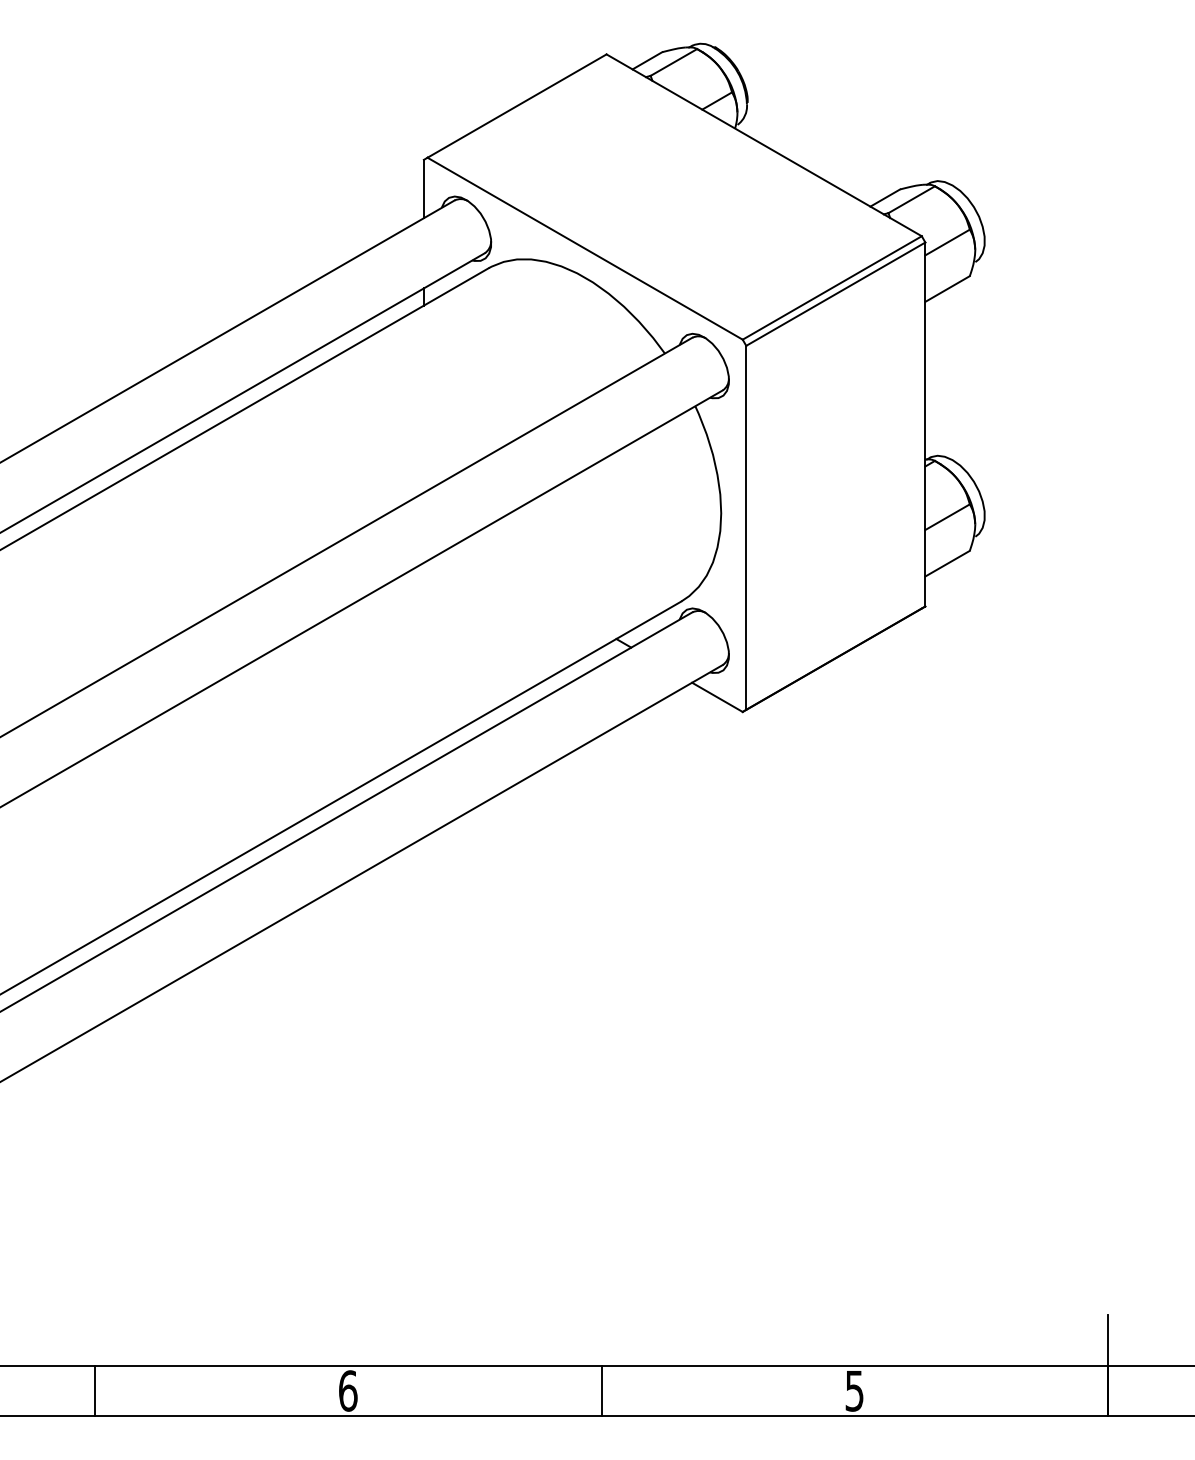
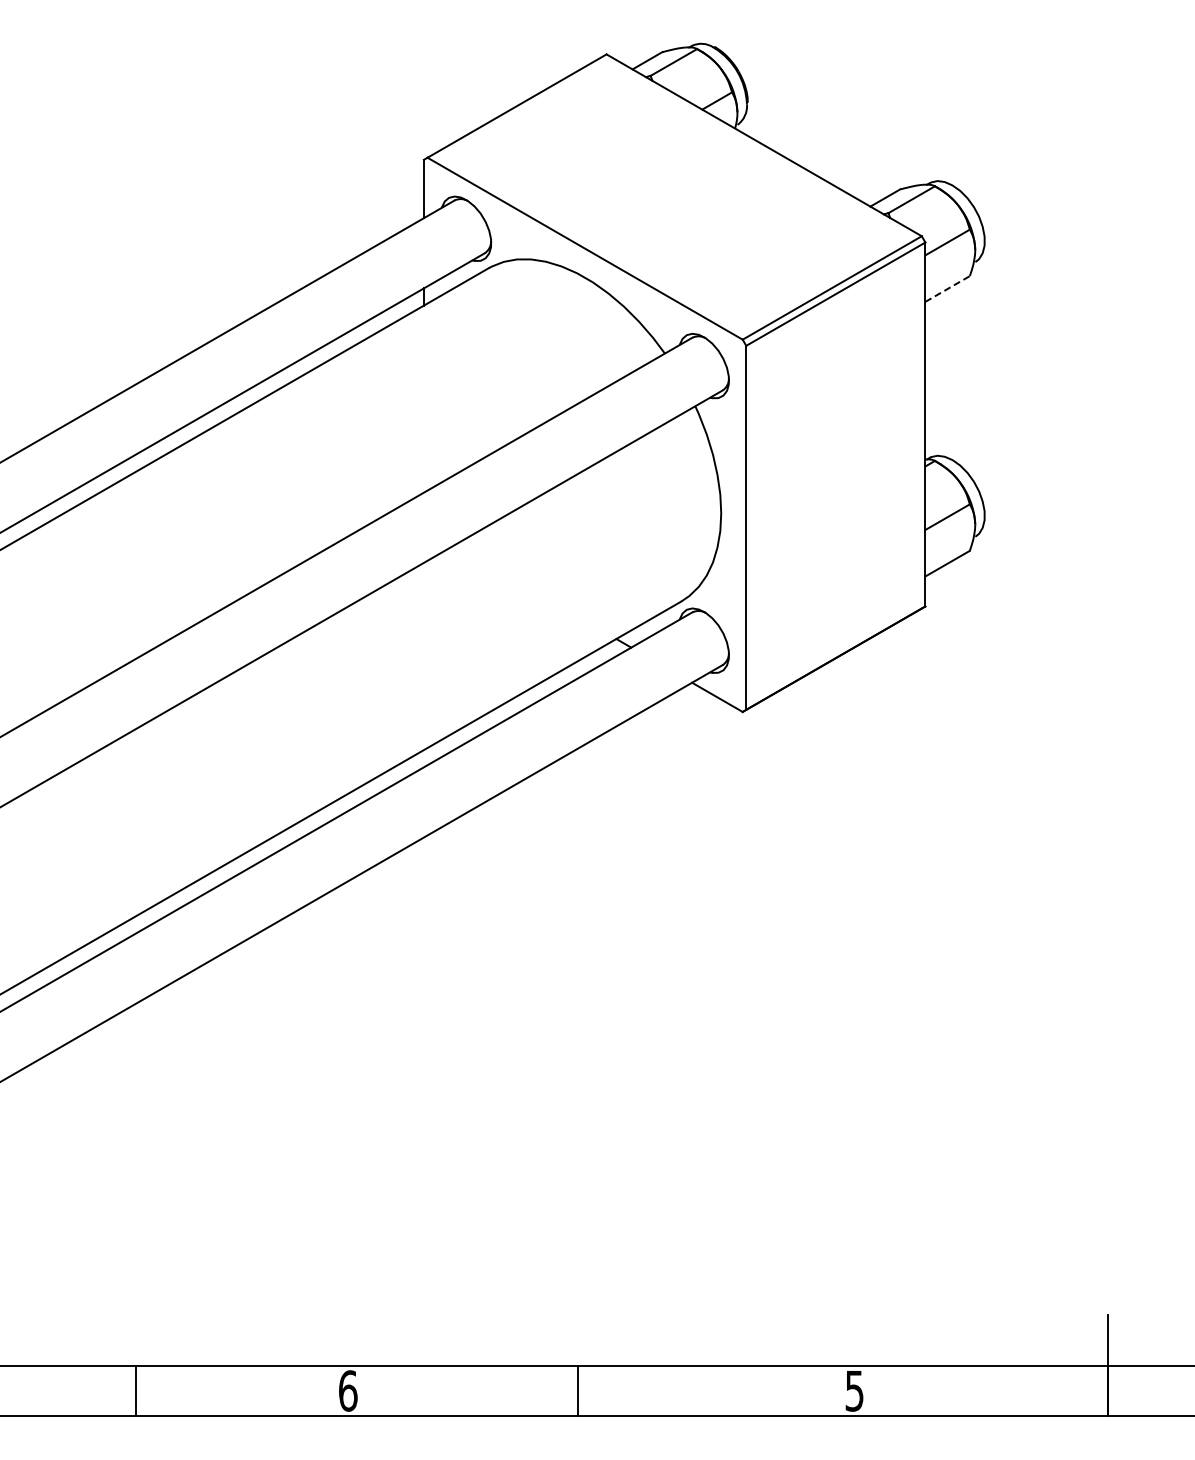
line: solid -> dashed (947, 289)
line position: (95, 1390) -> (136, 1390) (136, 1390)
line position: (601, 1390) -> (577, 1390) (577, 1390)
